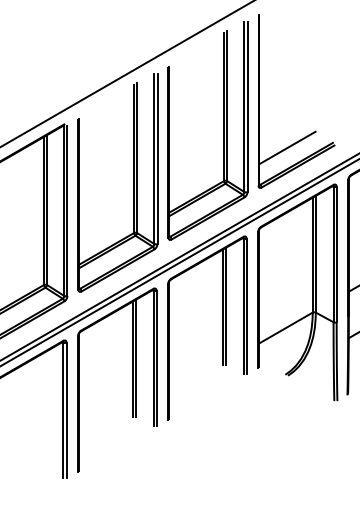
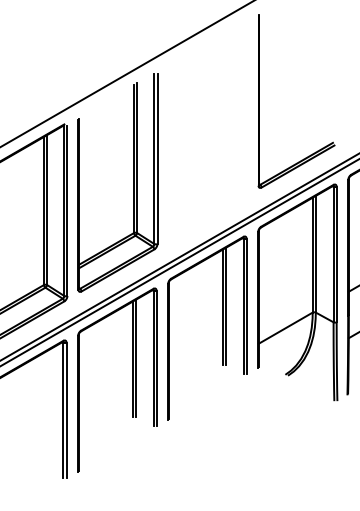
part: present -> none (223, 130)
line: present -> none (287, 147)
